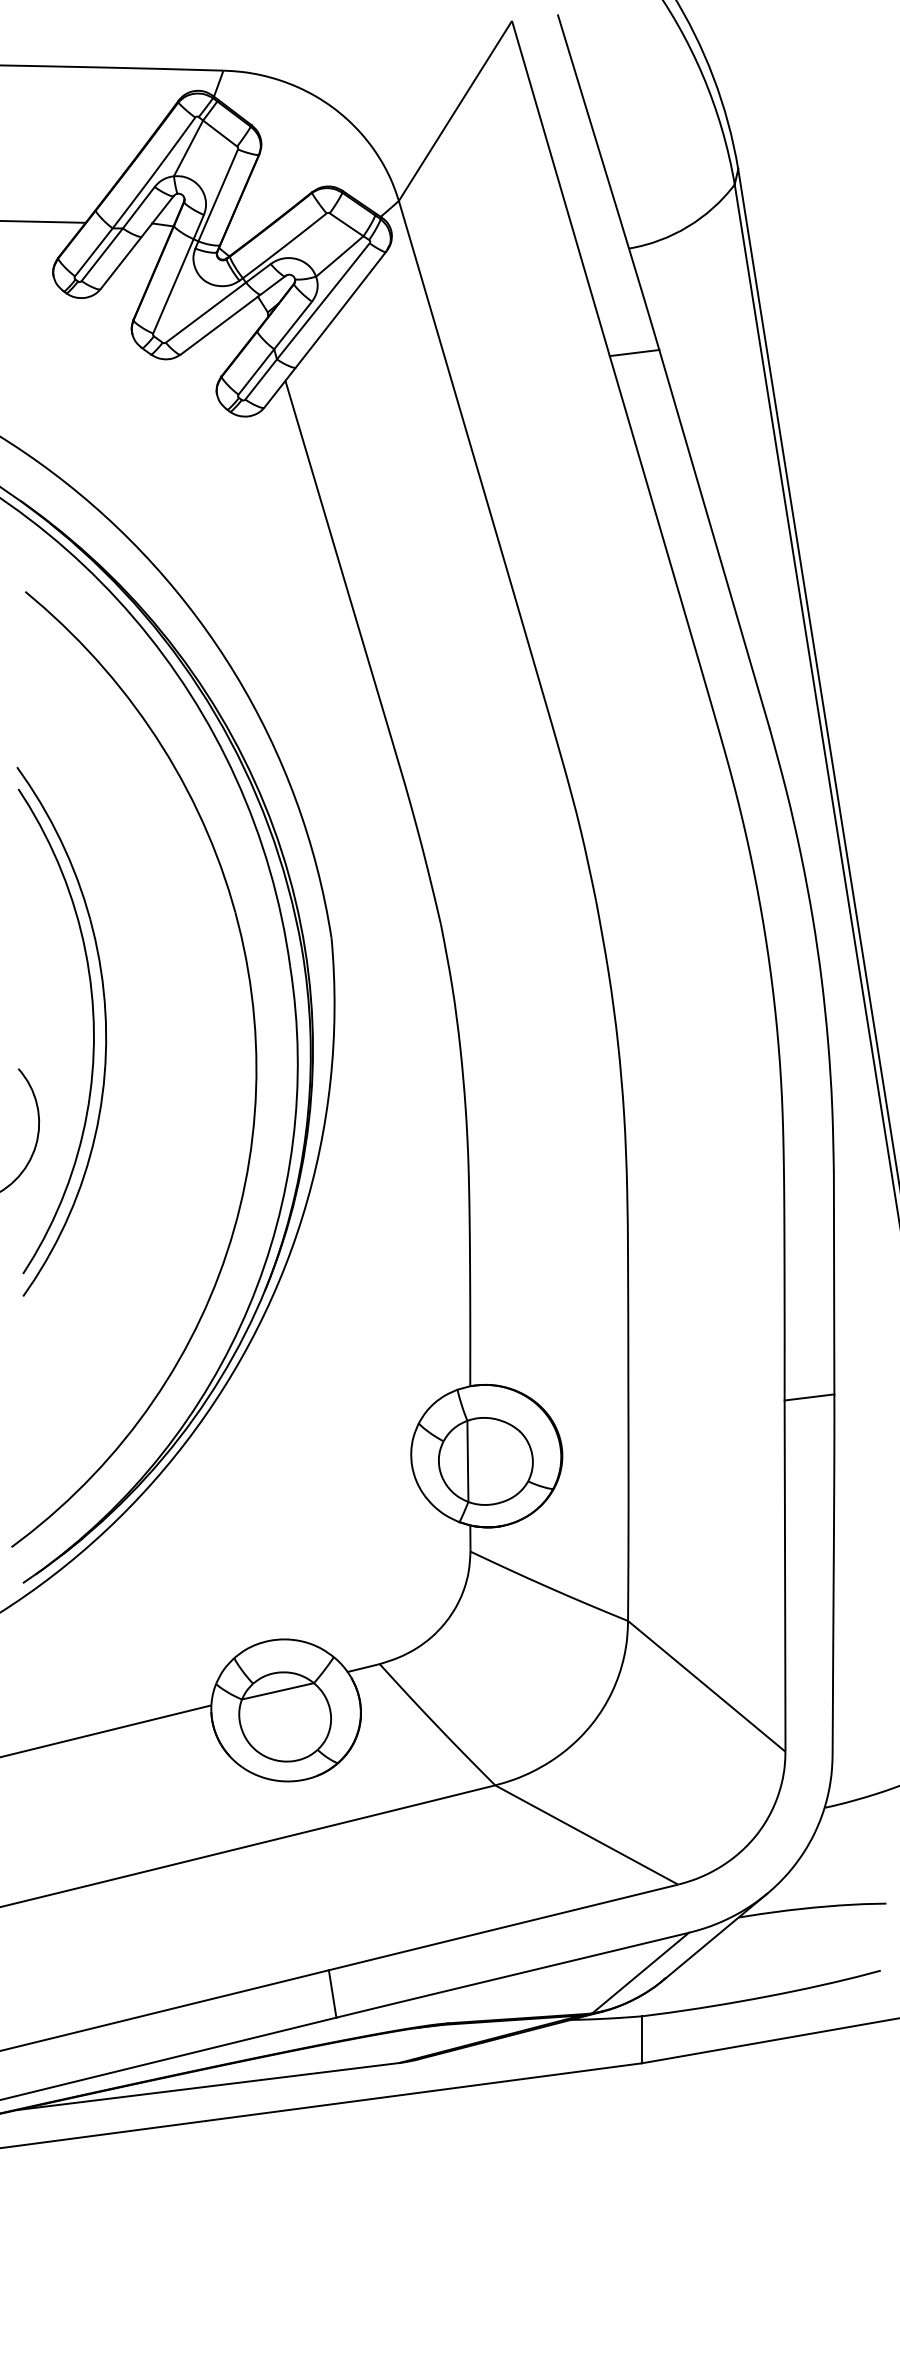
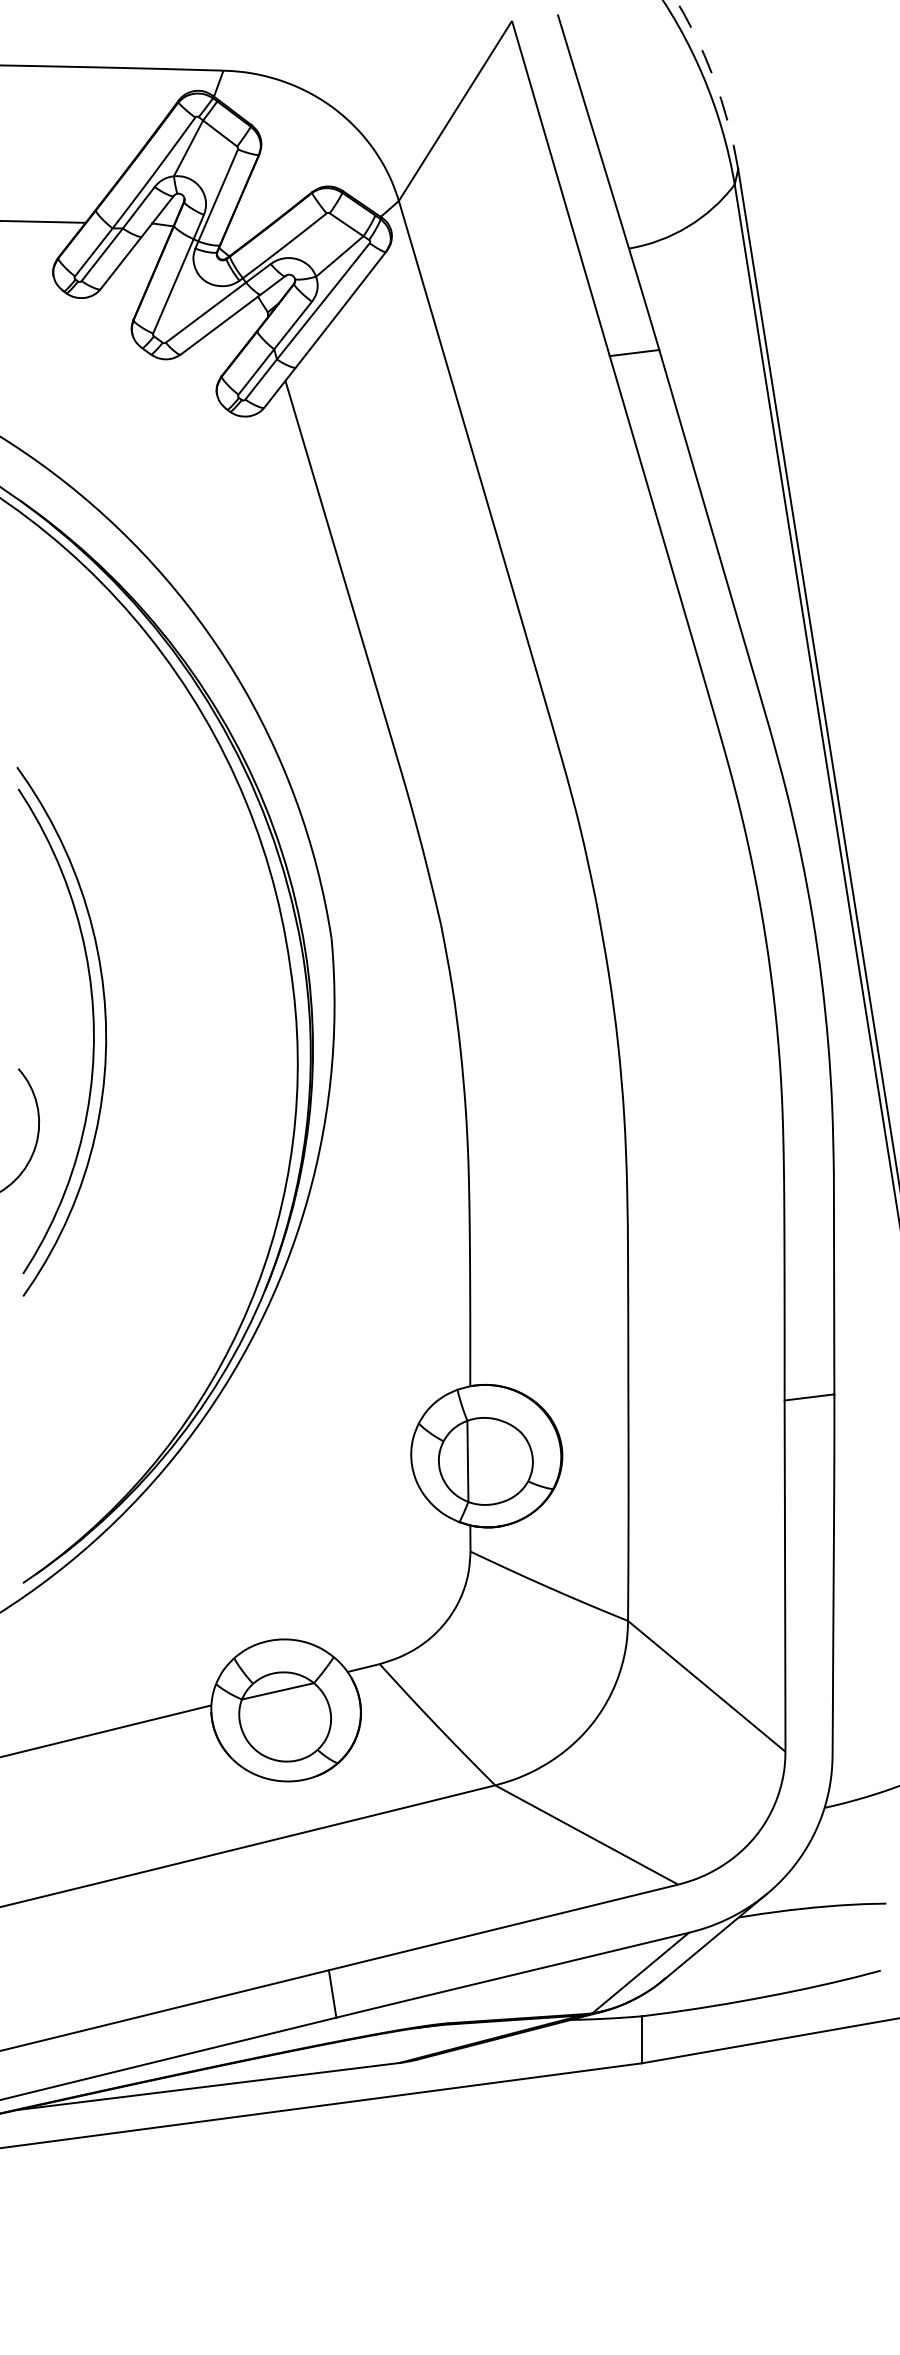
arc: solid -> dashed (714, 80)
part: present -> none (255, 1069)
